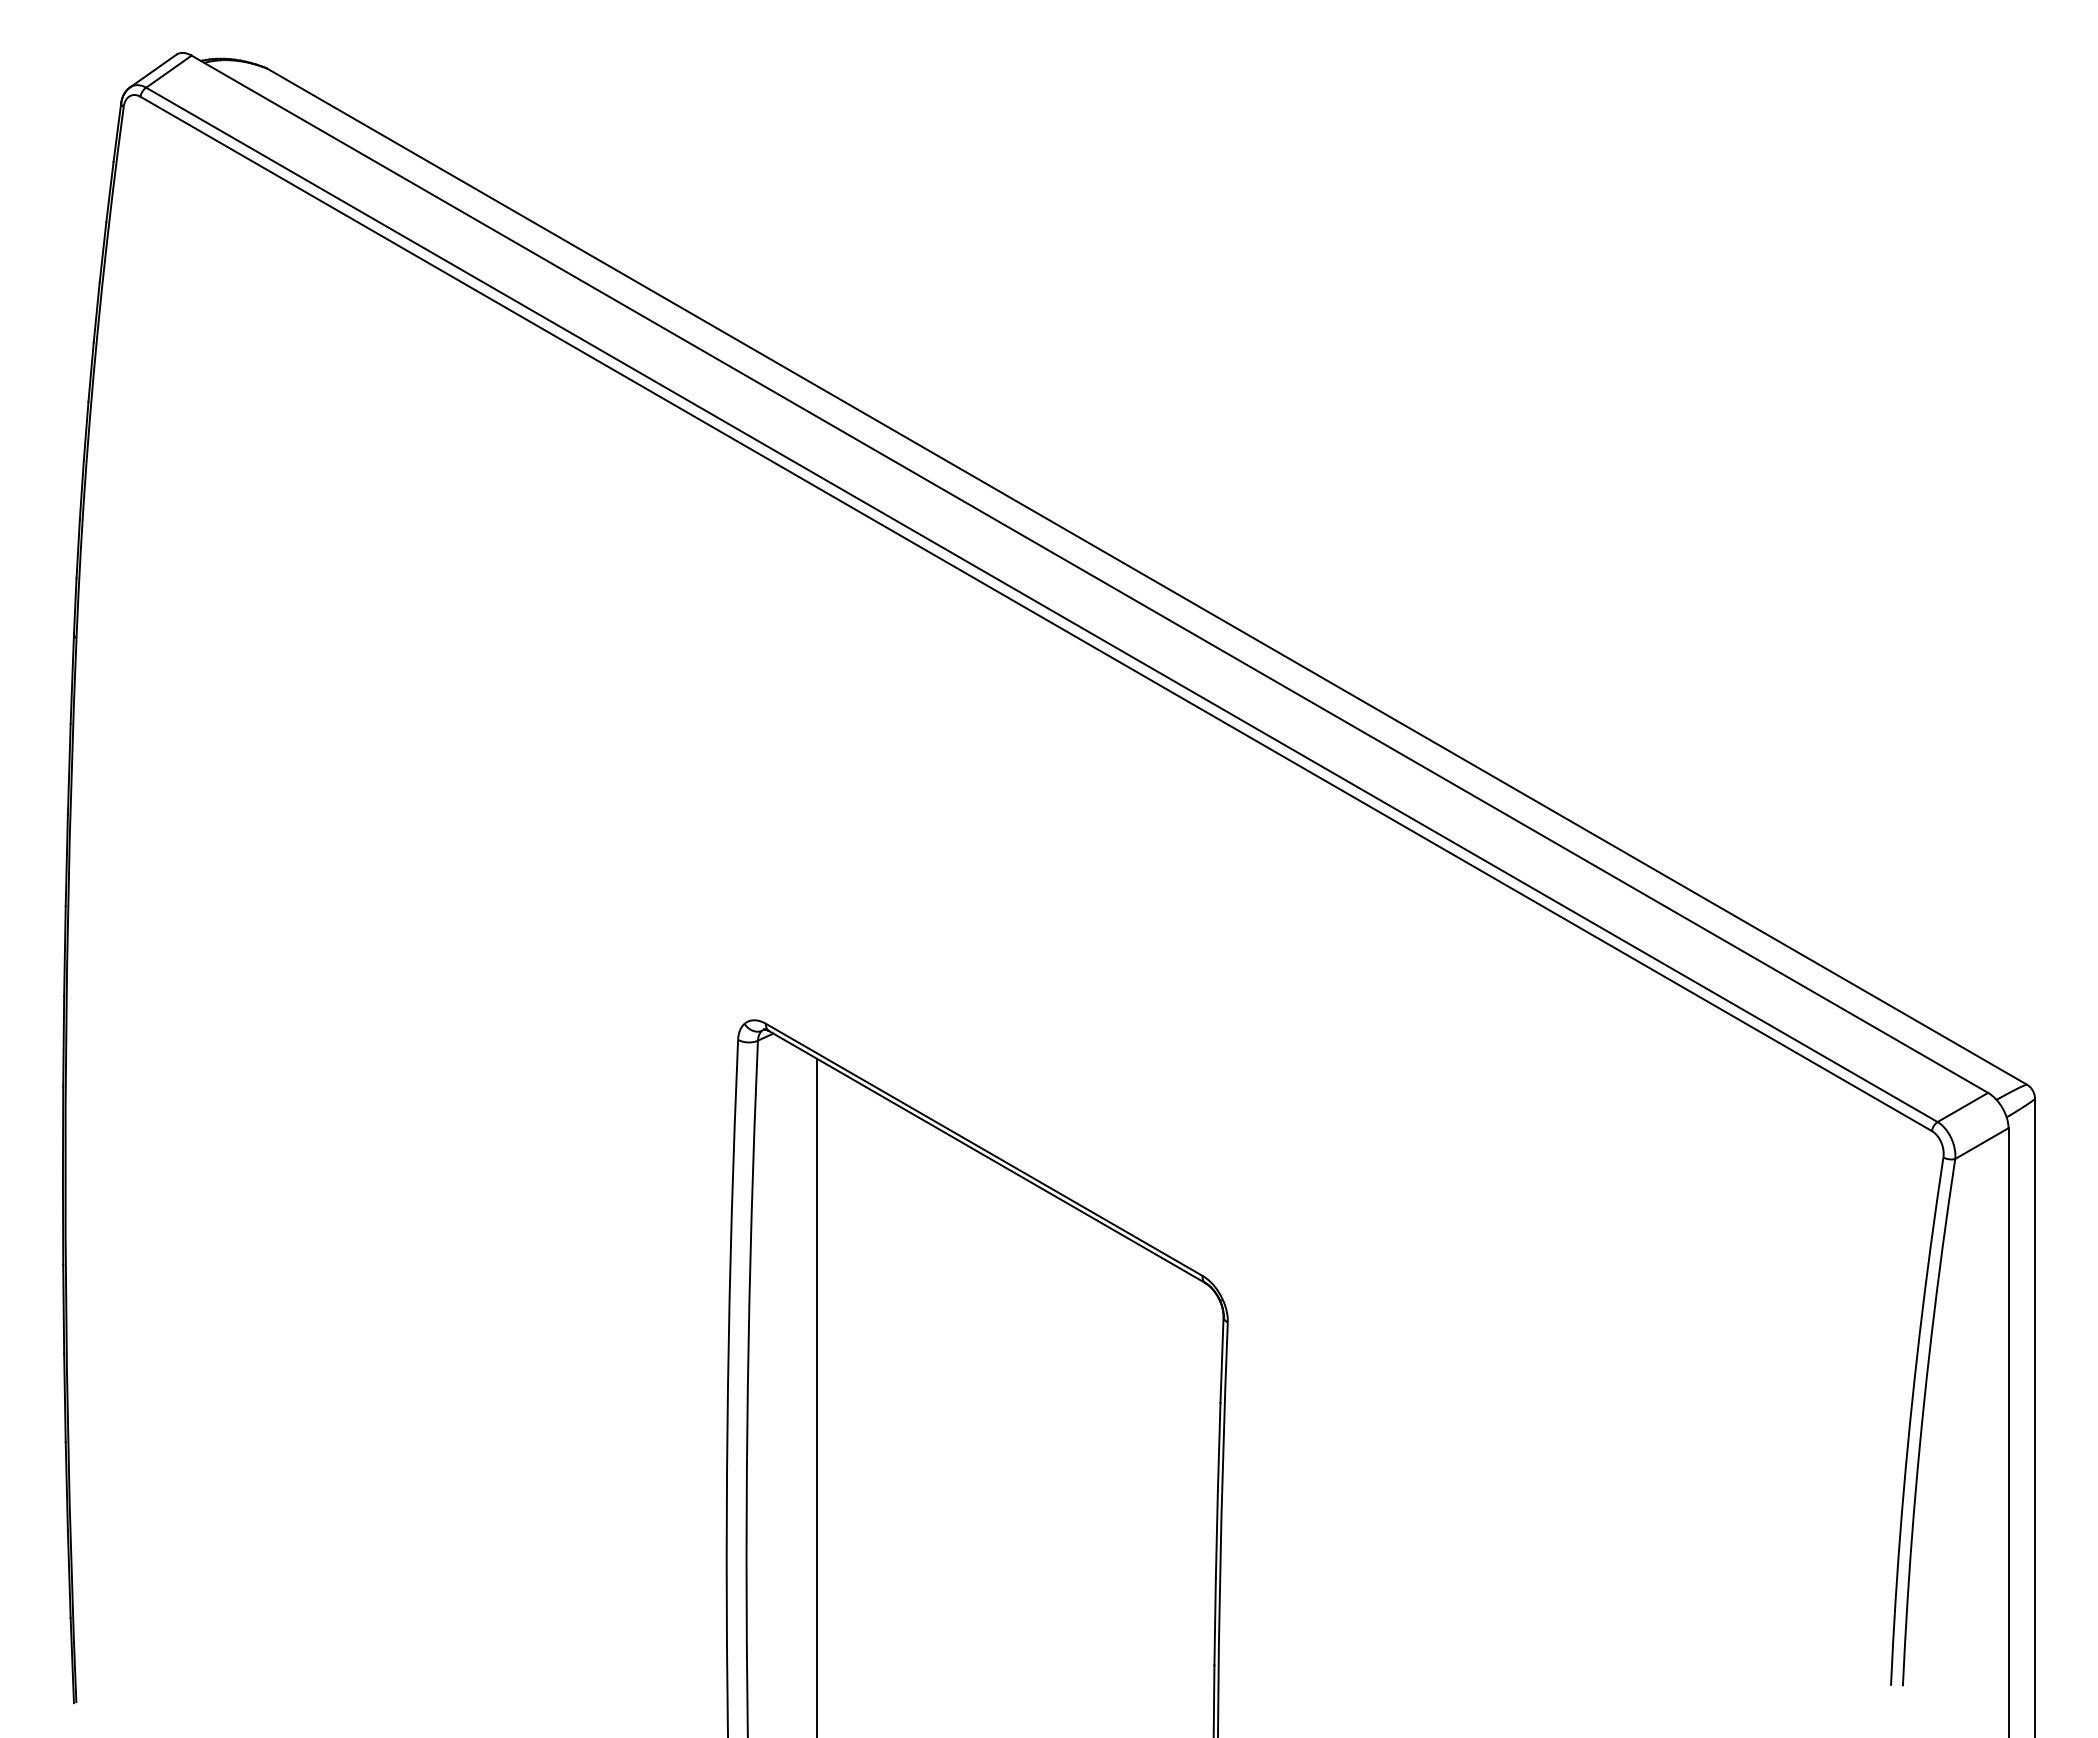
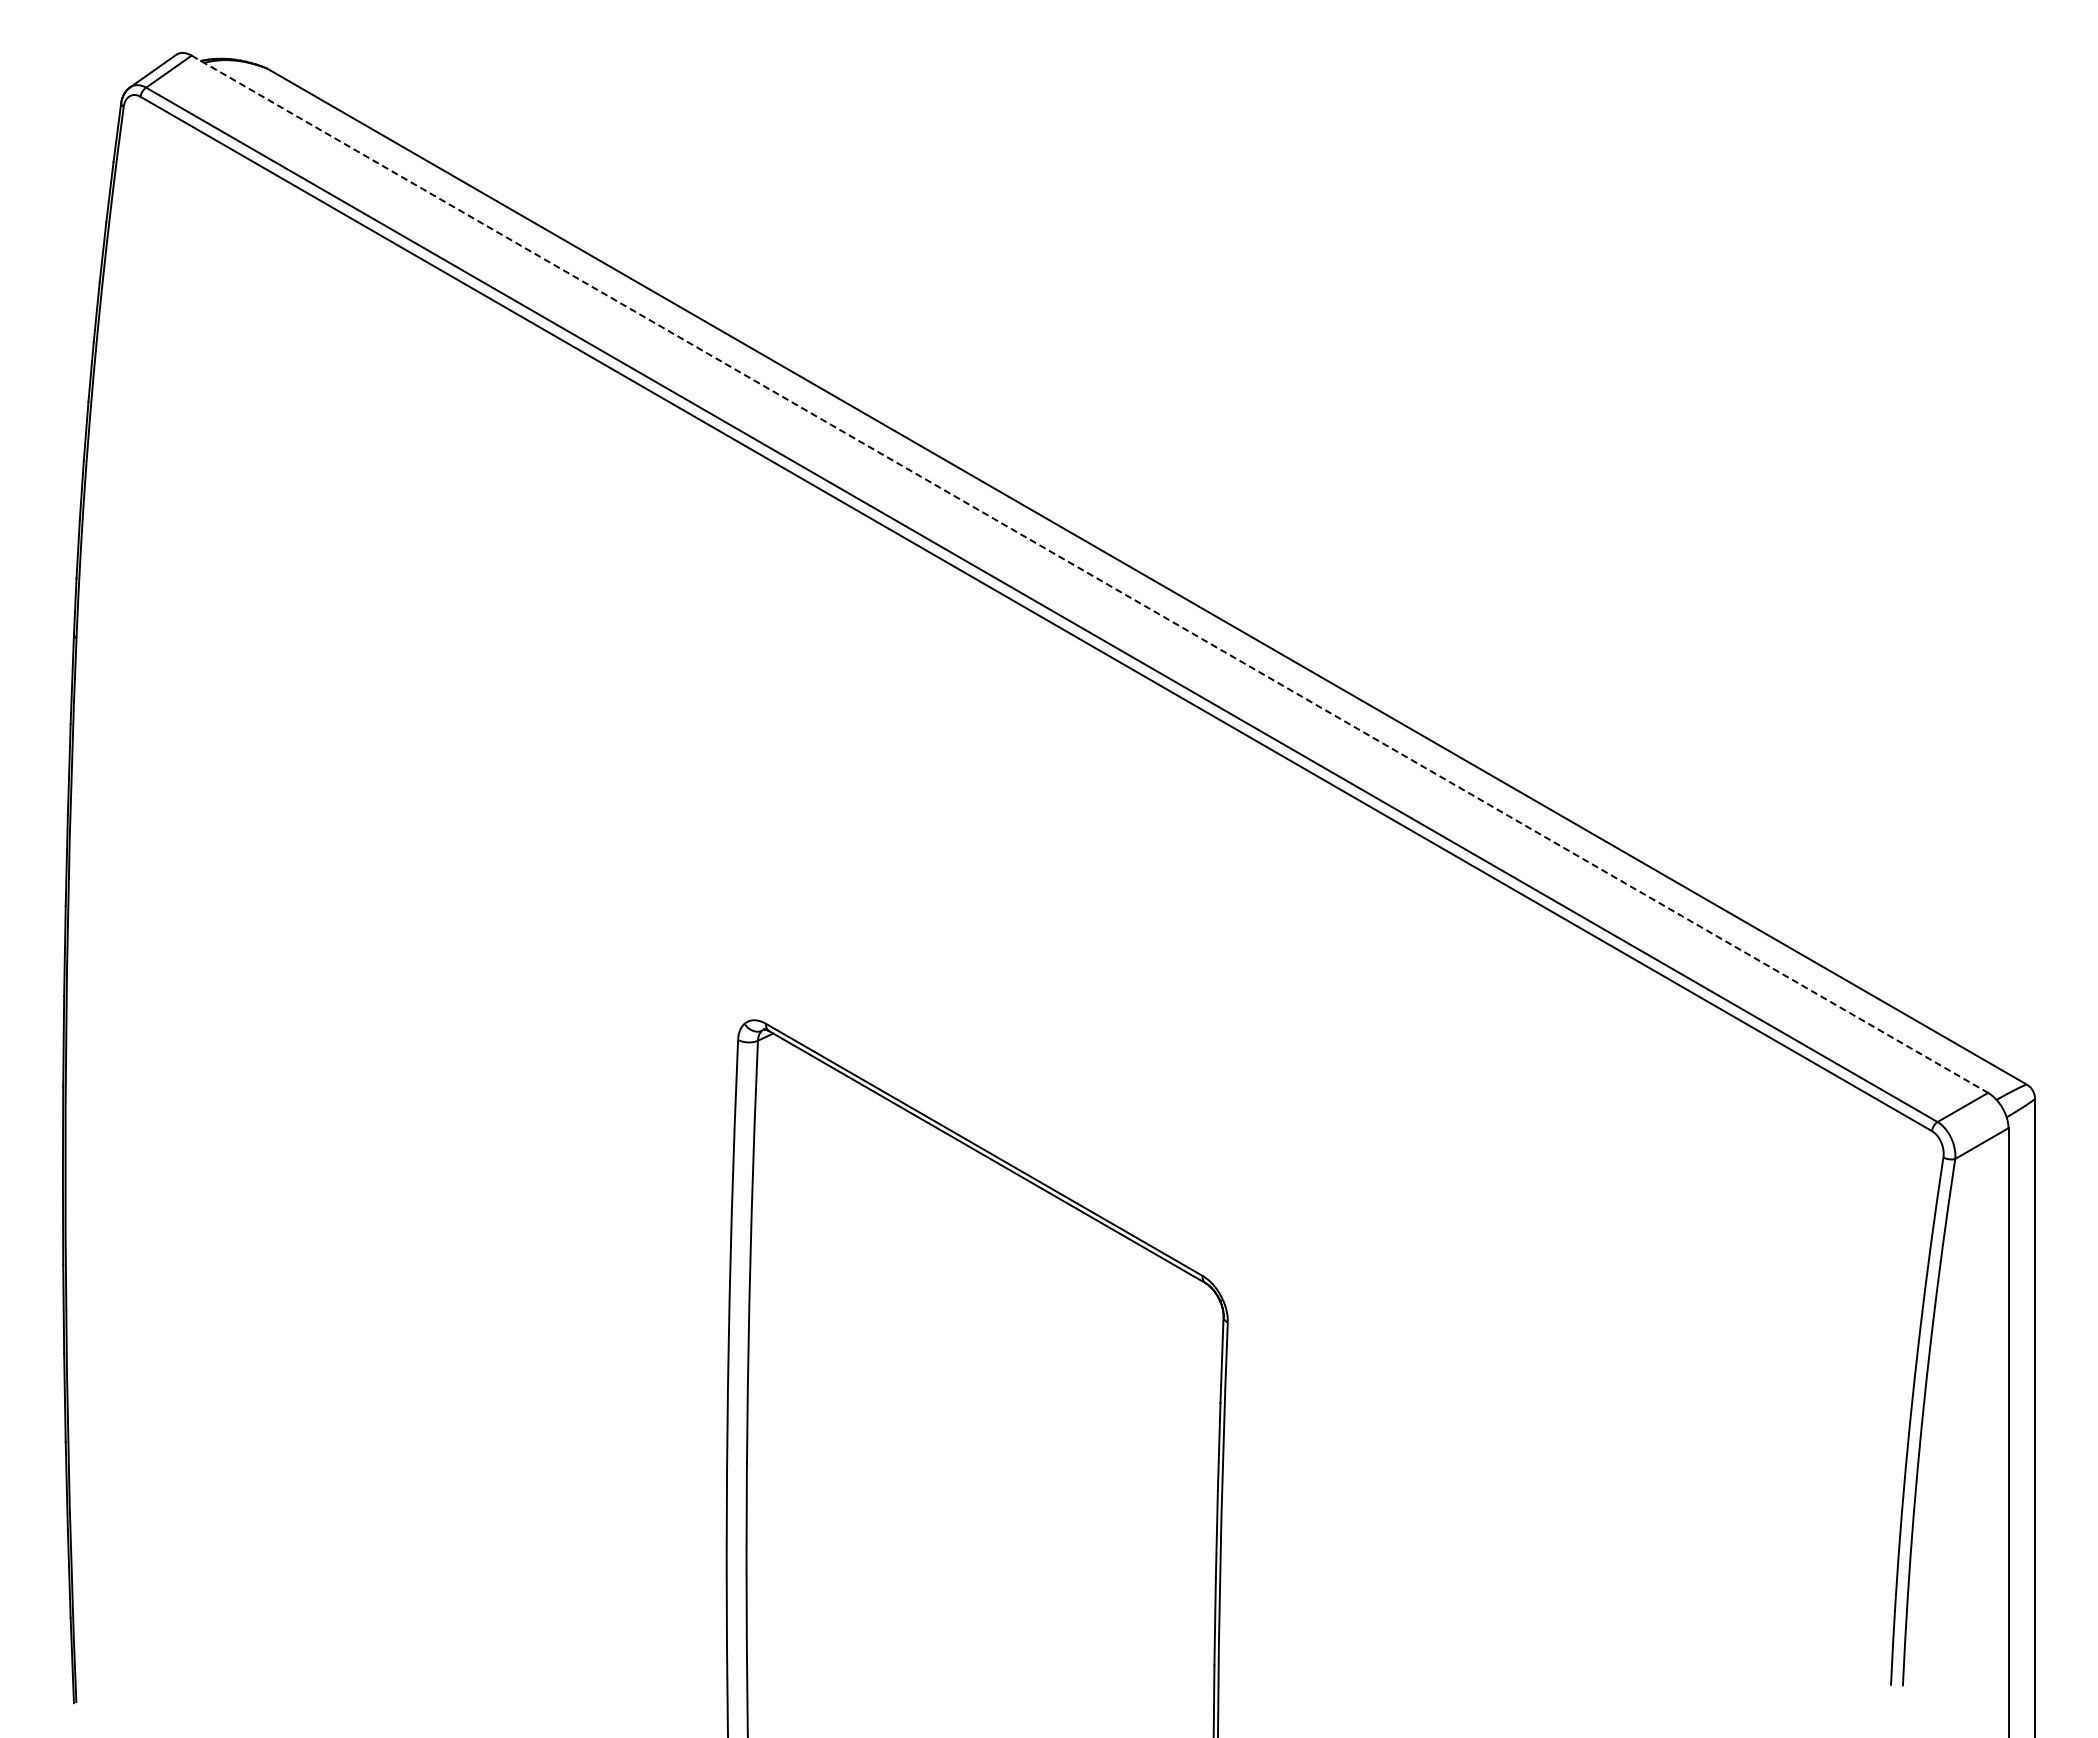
line: solid -> dashed (1090, 574)
line: present -> none (817, 1396)
